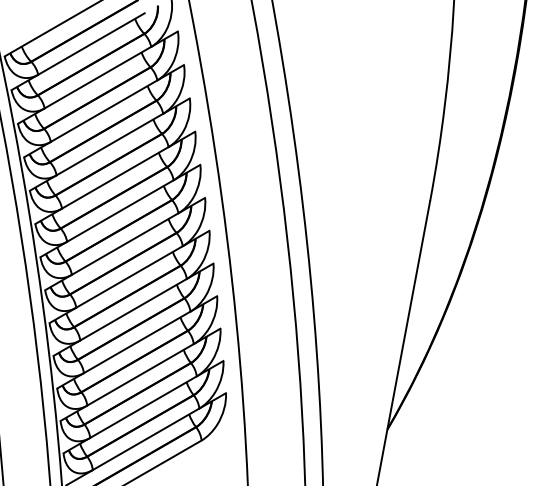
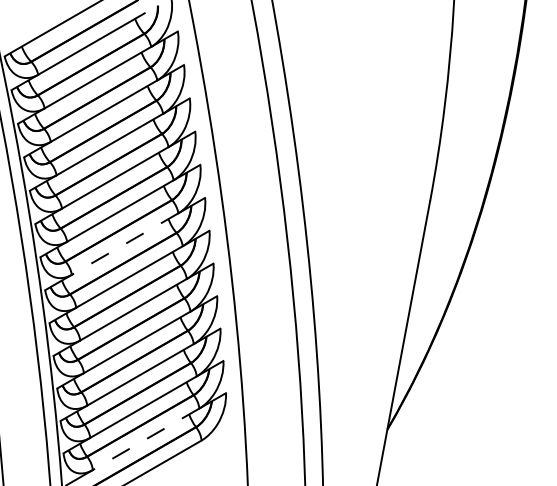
line: solid -> dashed (124, 244)
line: solid -> dashed (145, 439)
